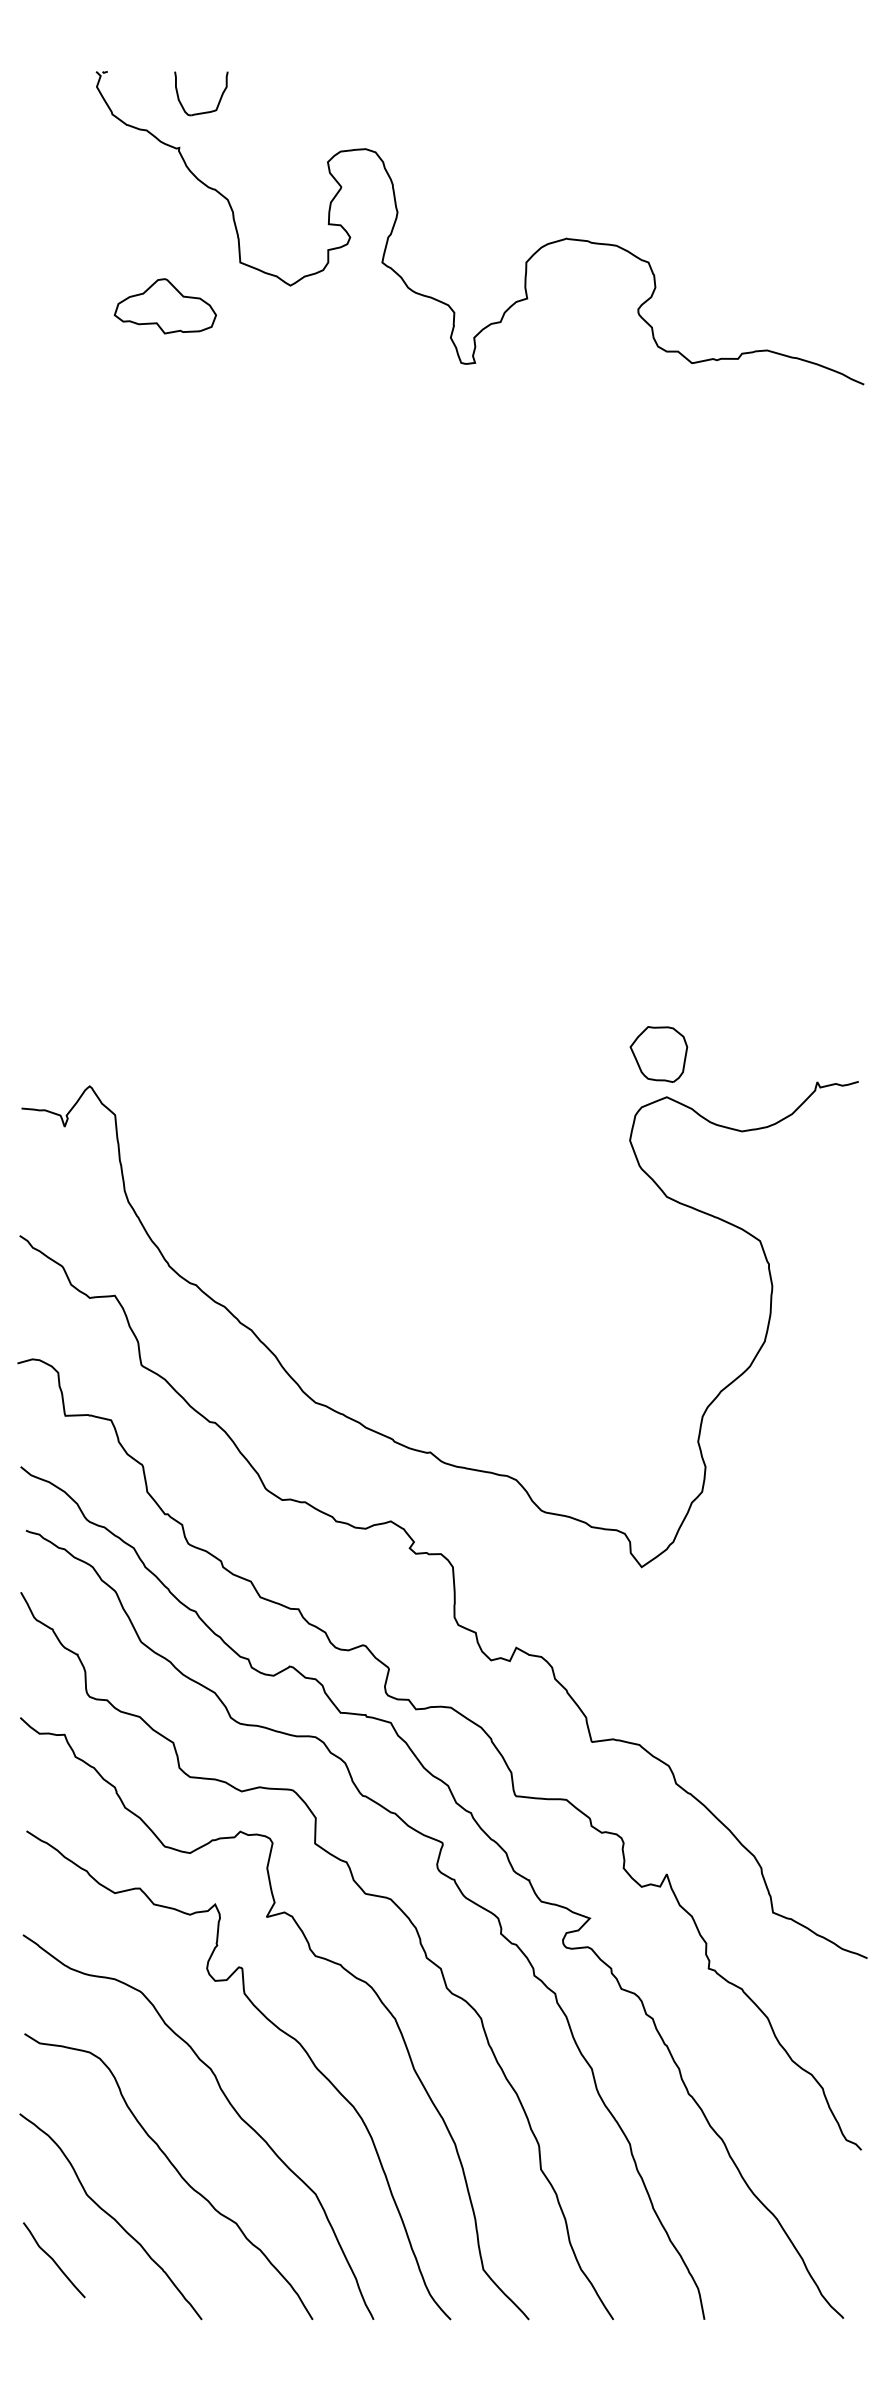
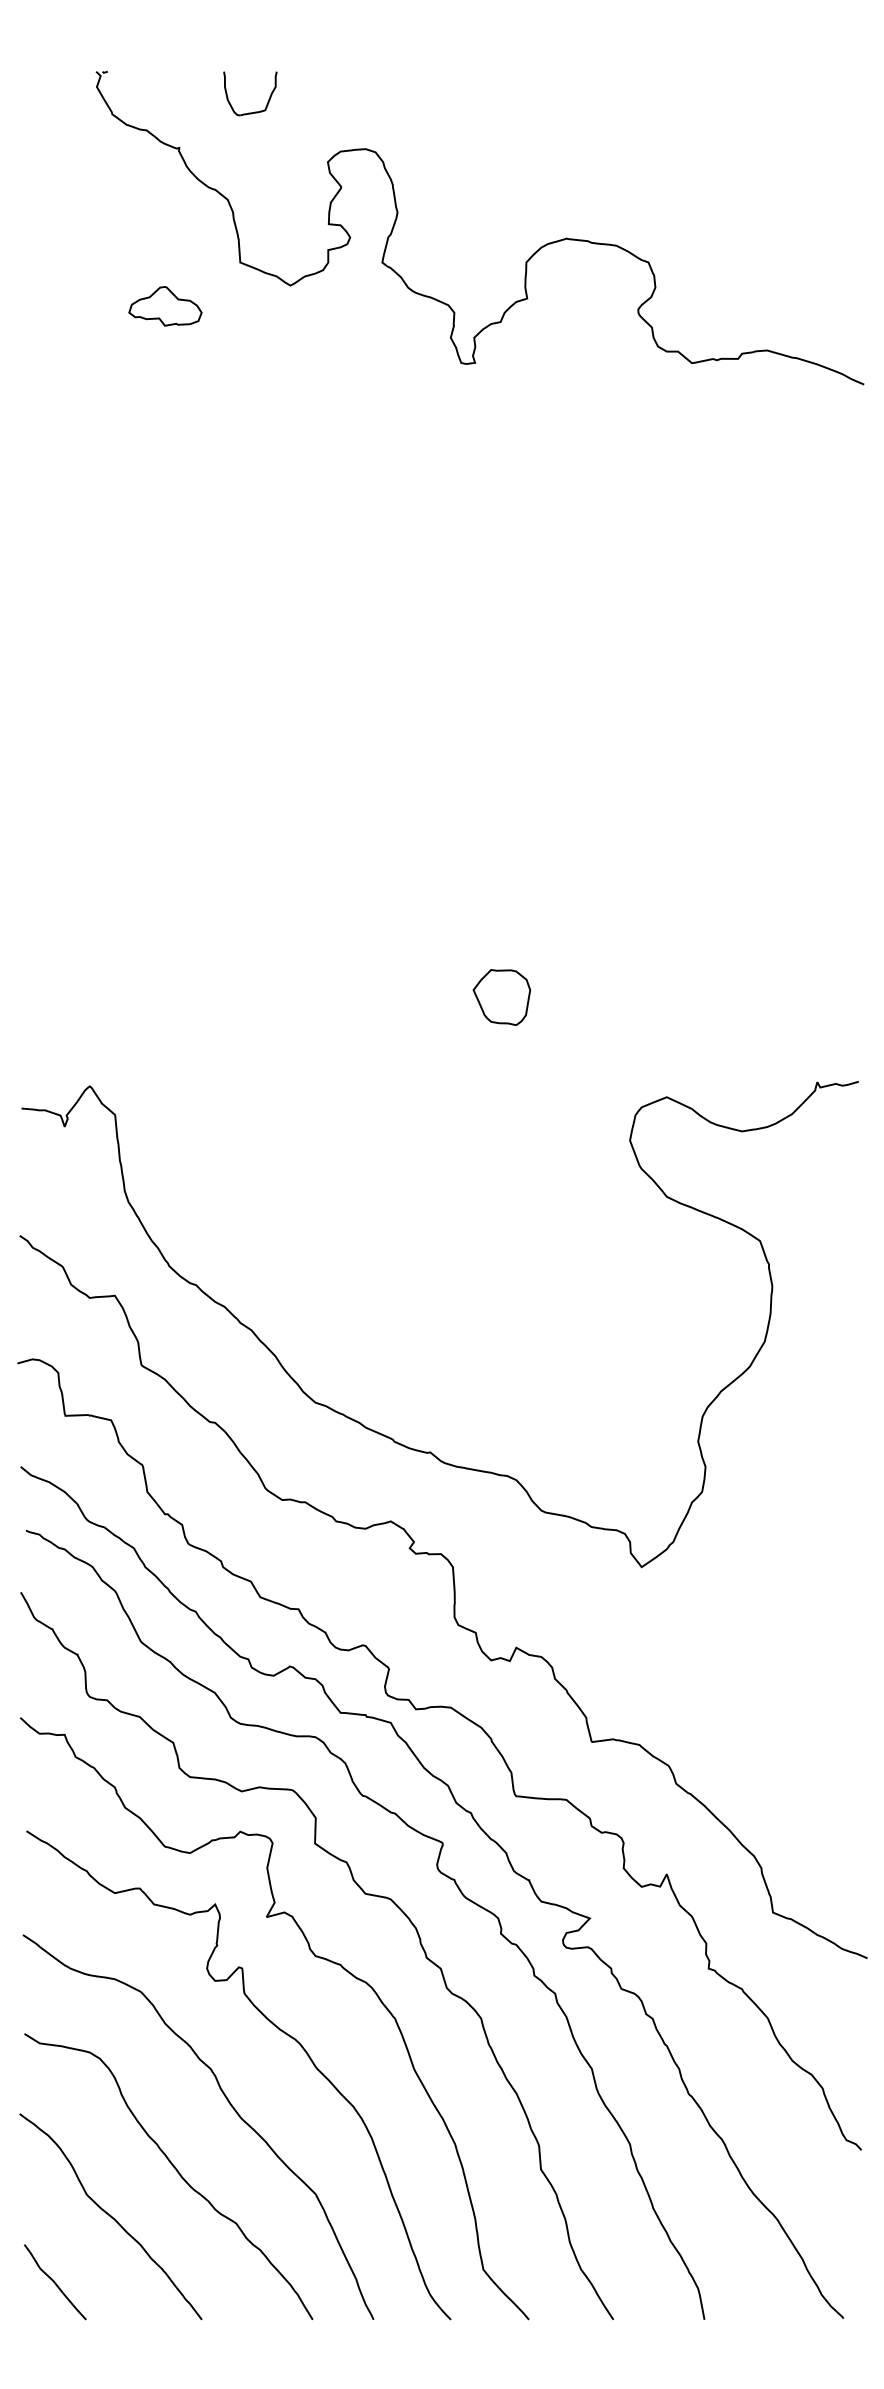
part position: (205, 111) -> (254, 111) (254, 111)
part size: 104x57 px -> 75x41 px (165, 306)
part position: (658, 1054) -> (501, 997) (501, 997)
curve position: (54, 2260) -> (55, 2282) (55, 2282)
